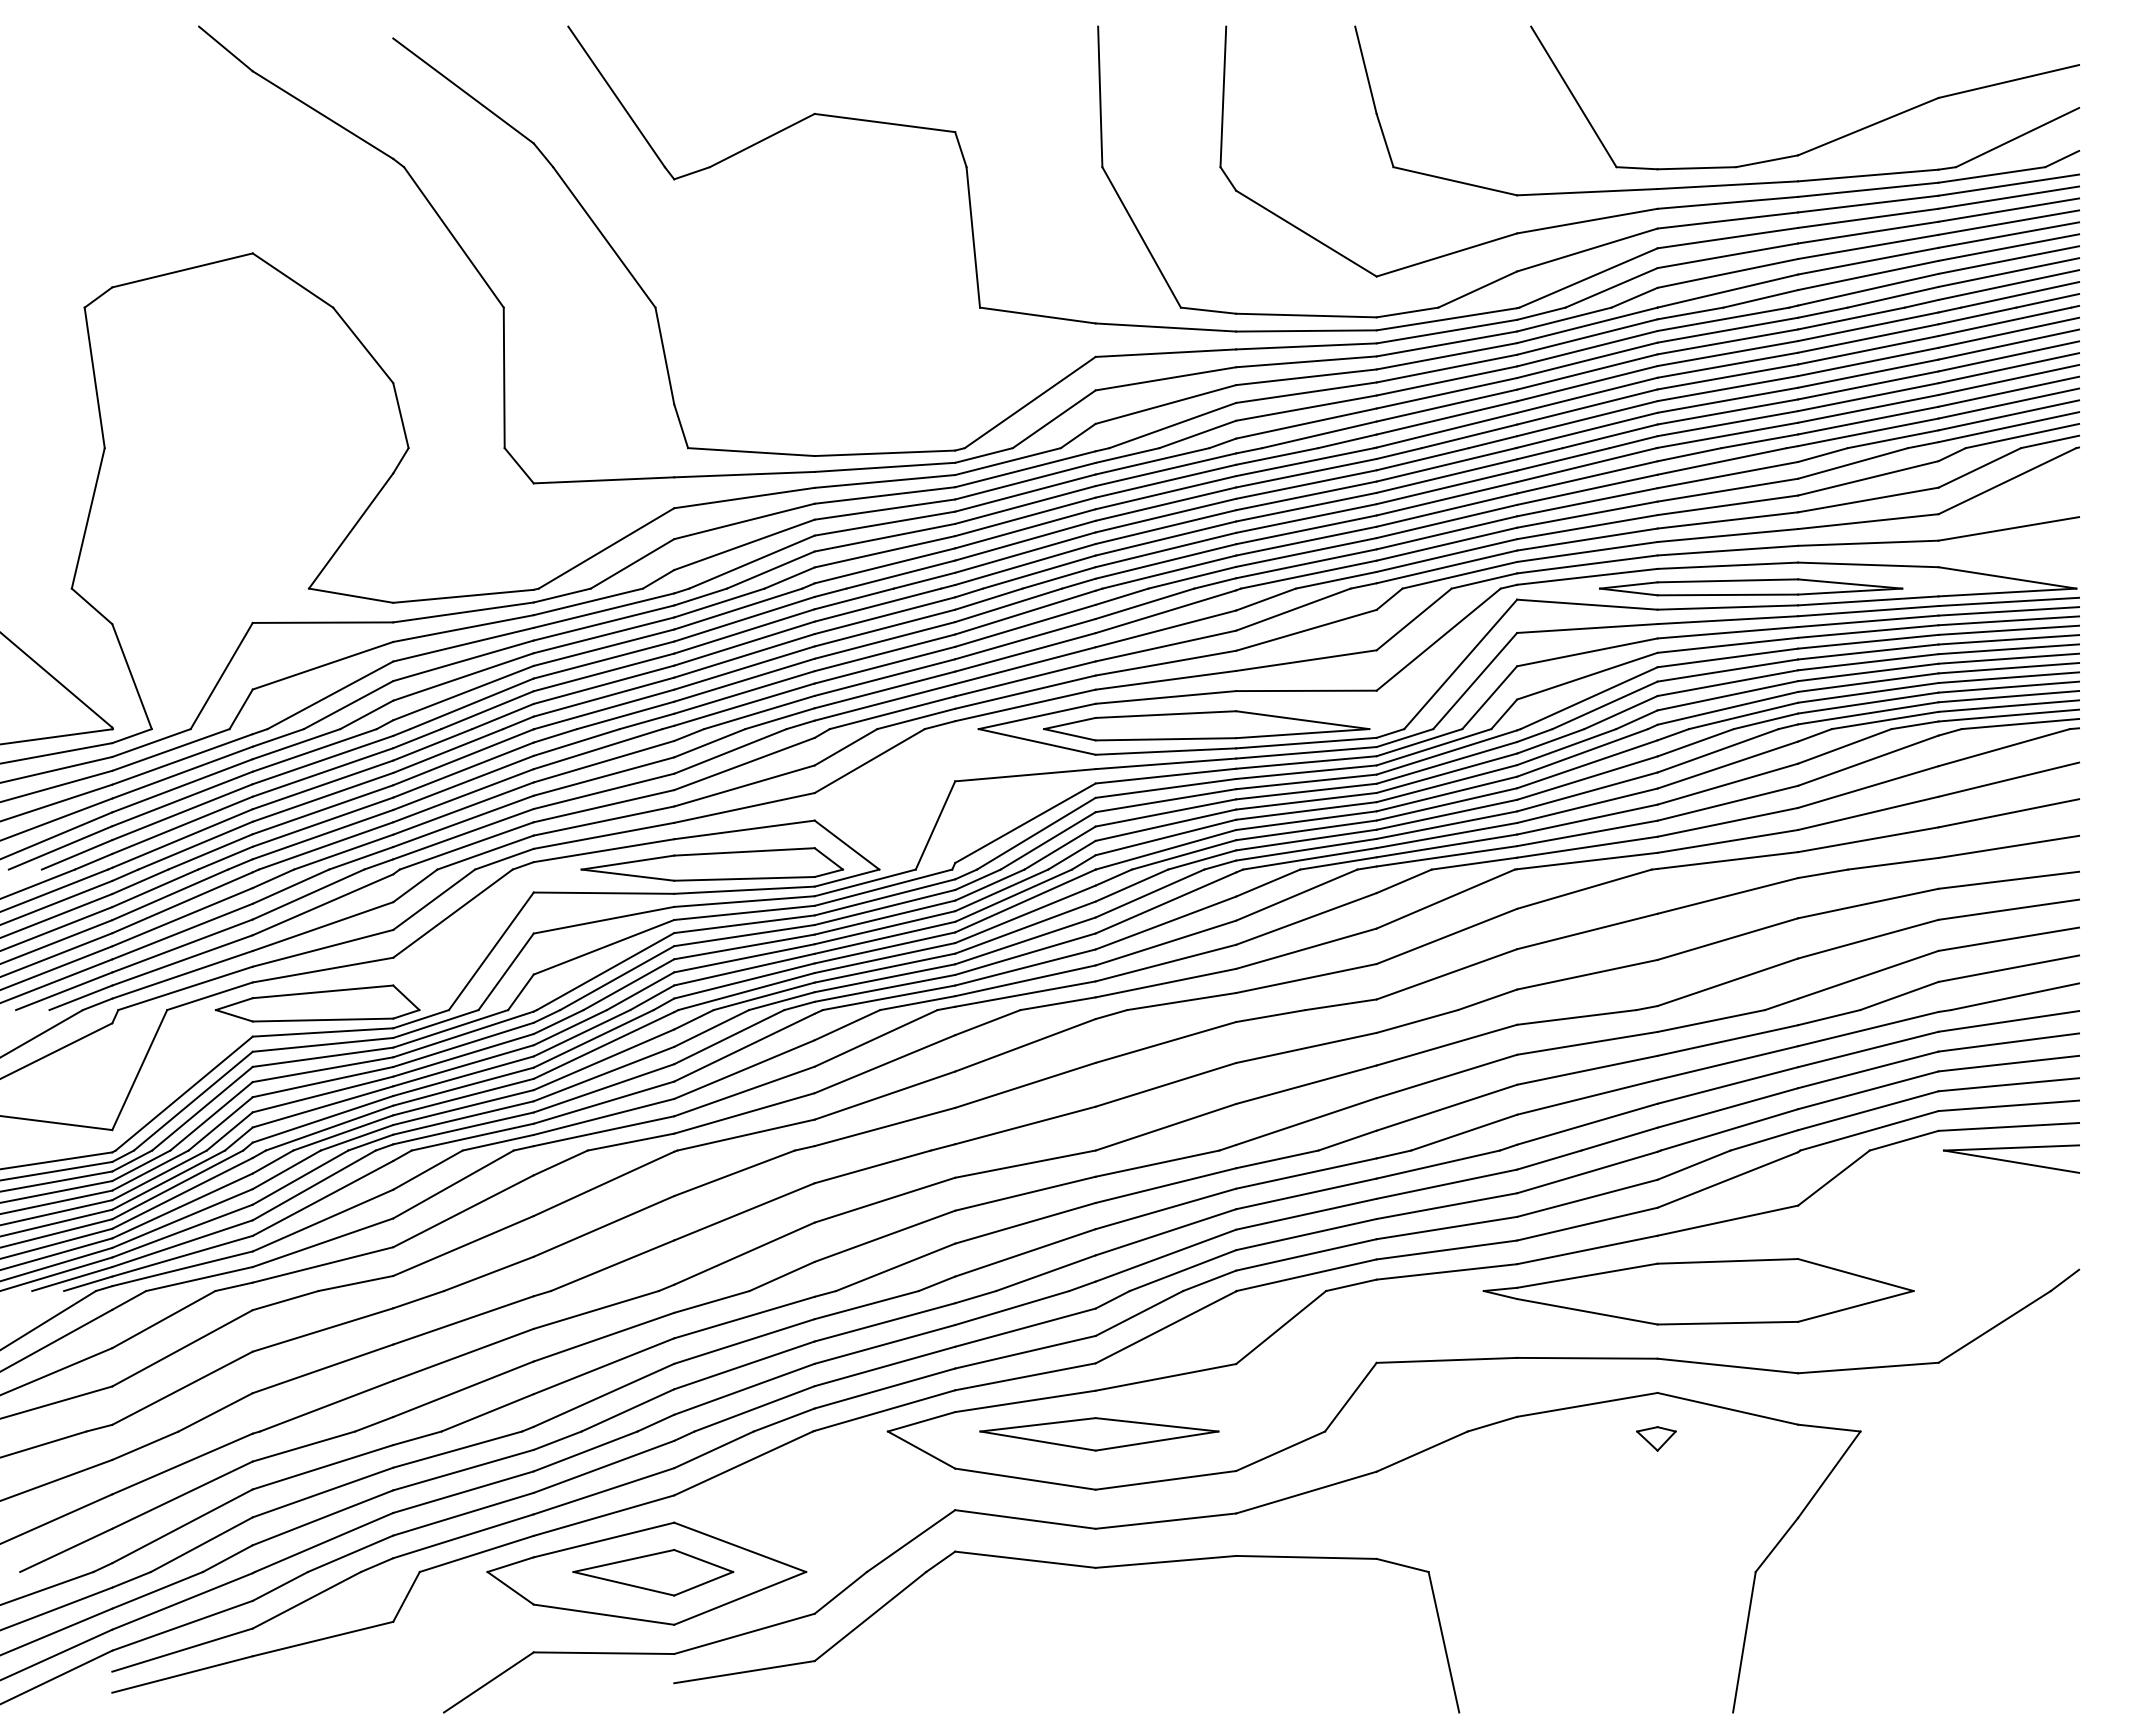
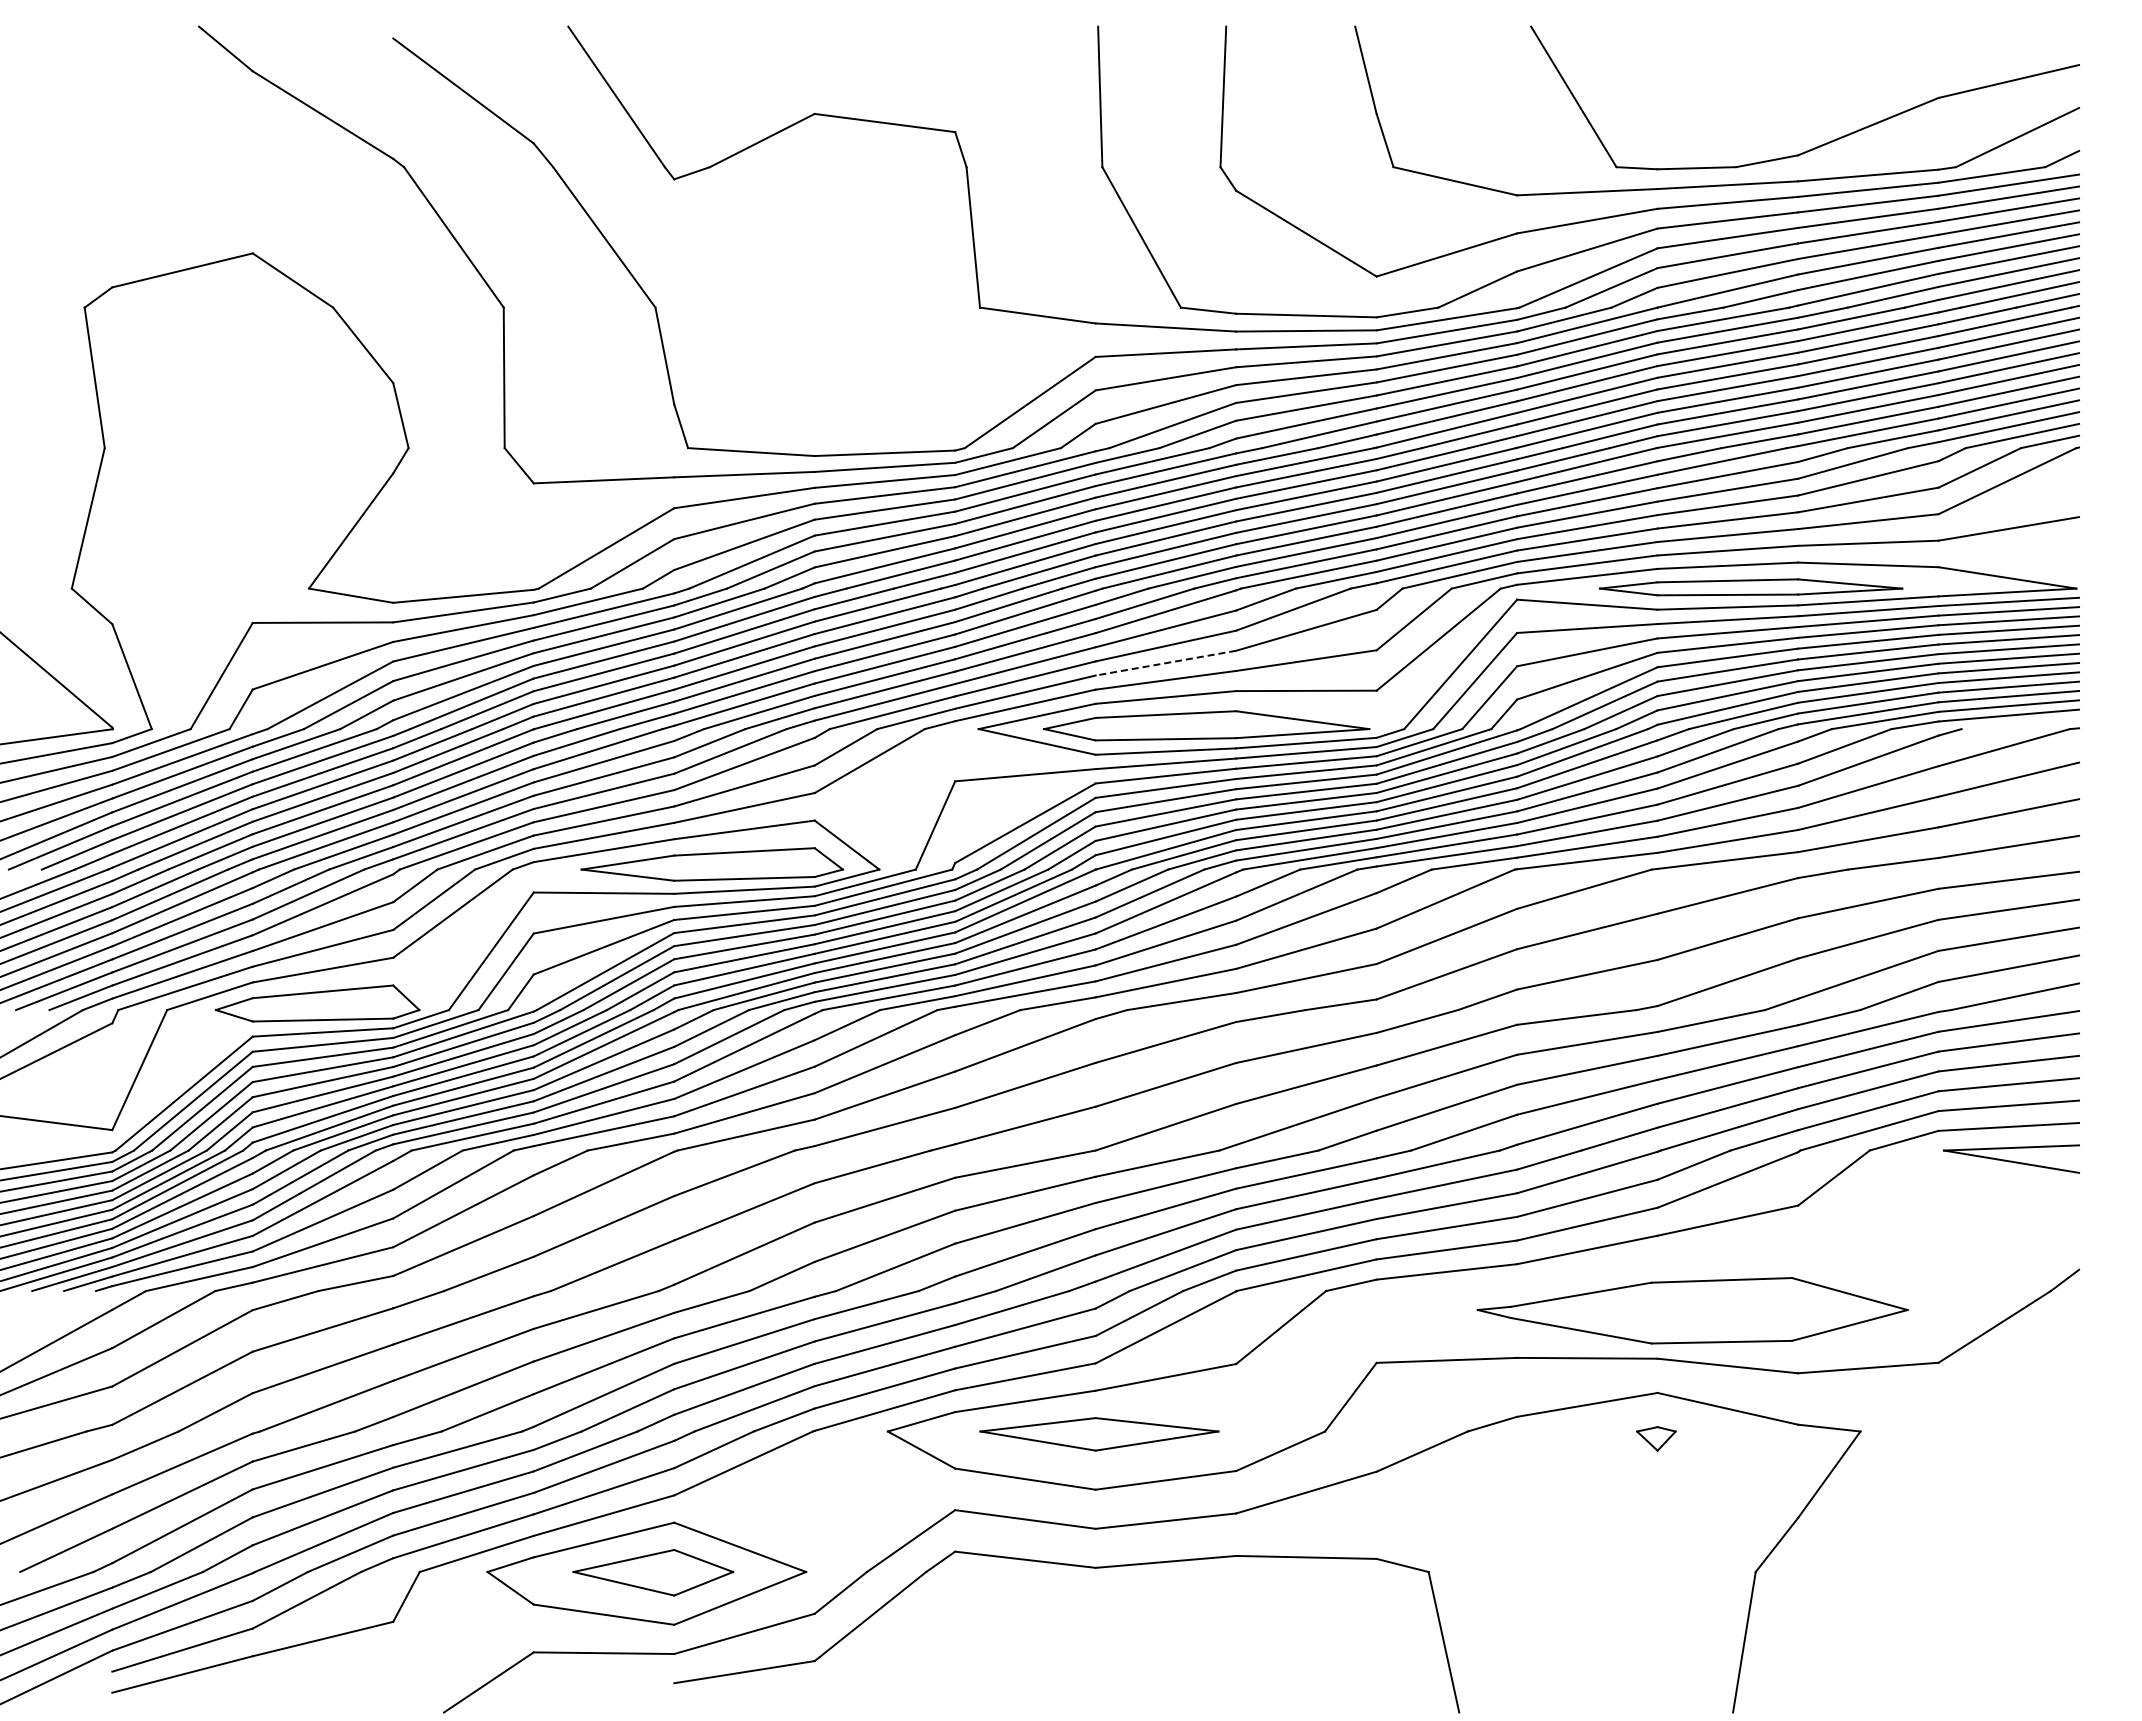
line: solid -> dashed (1165, 663)
line: present -> none (2020, 723)
part position: (1698, 1291) -> (1692, 1310) (1692, 1310)
line: present -> none (49, 1319)
